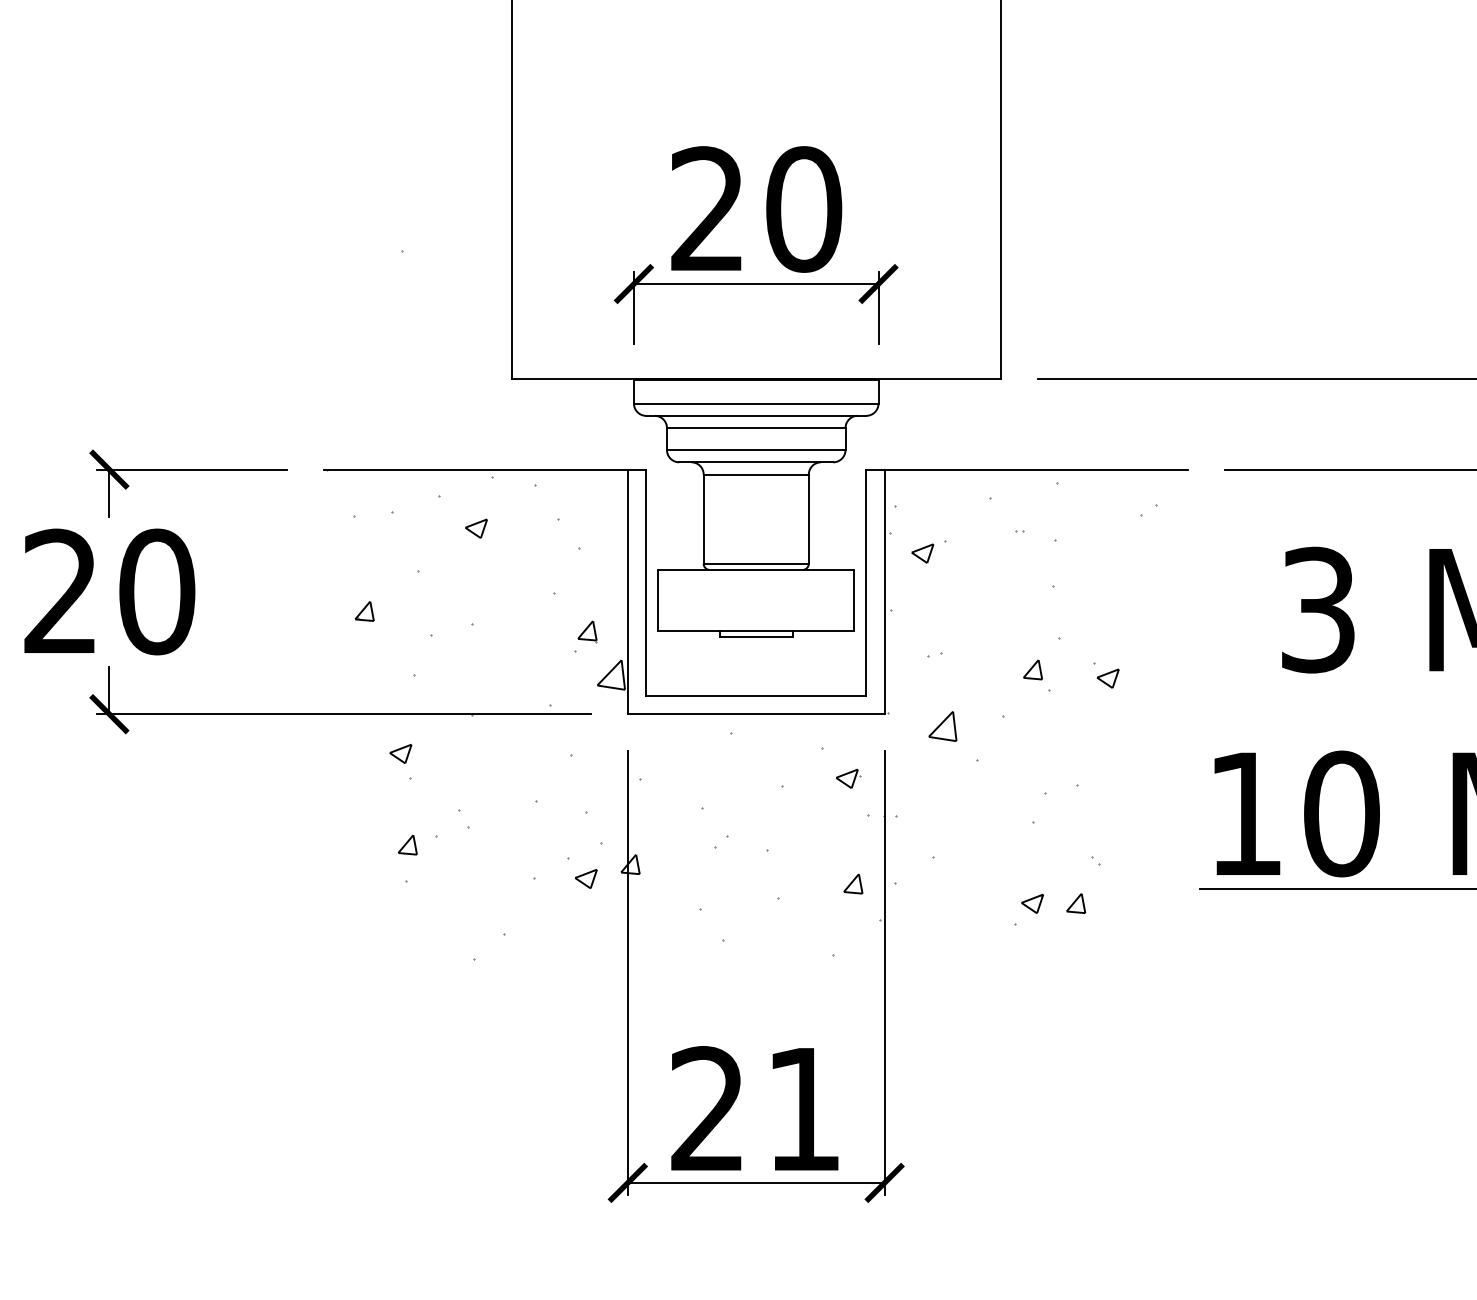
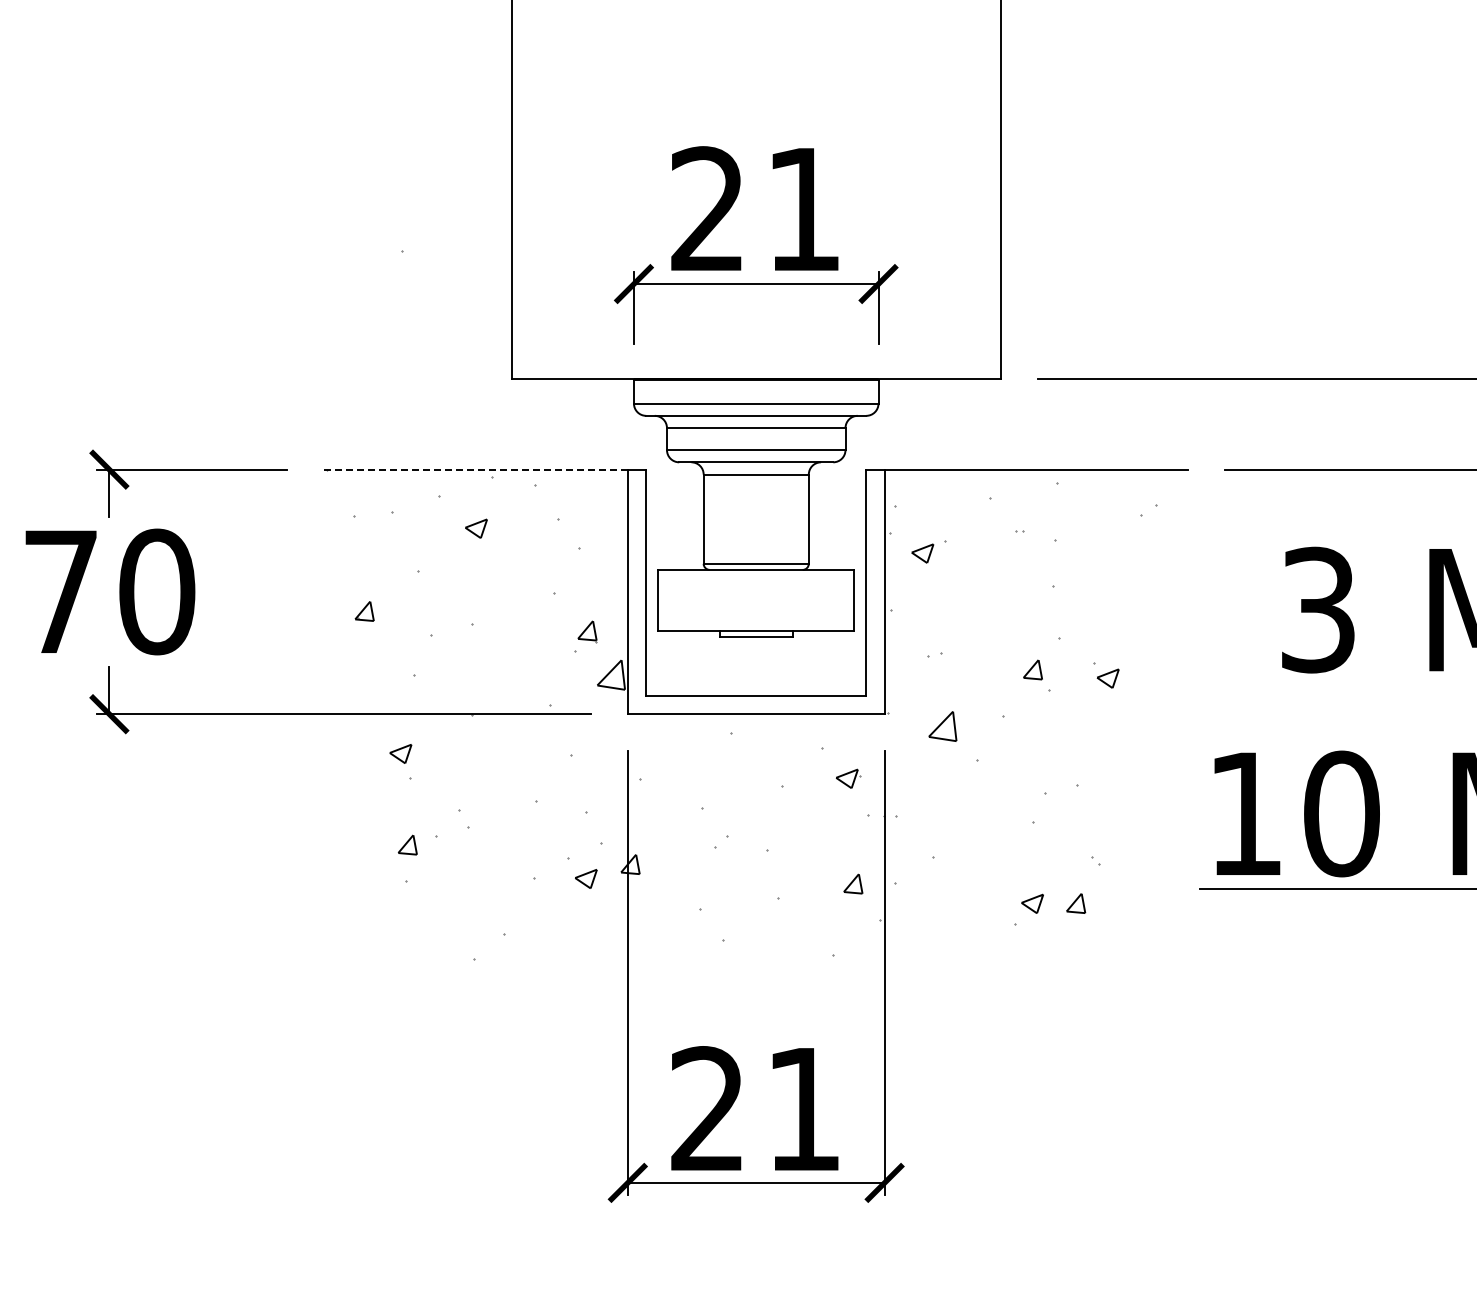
text: 20 -> 21 (804, 209)
line: solid -> dashed (475, 469)
text: 20 -> 70 (60, 590)
